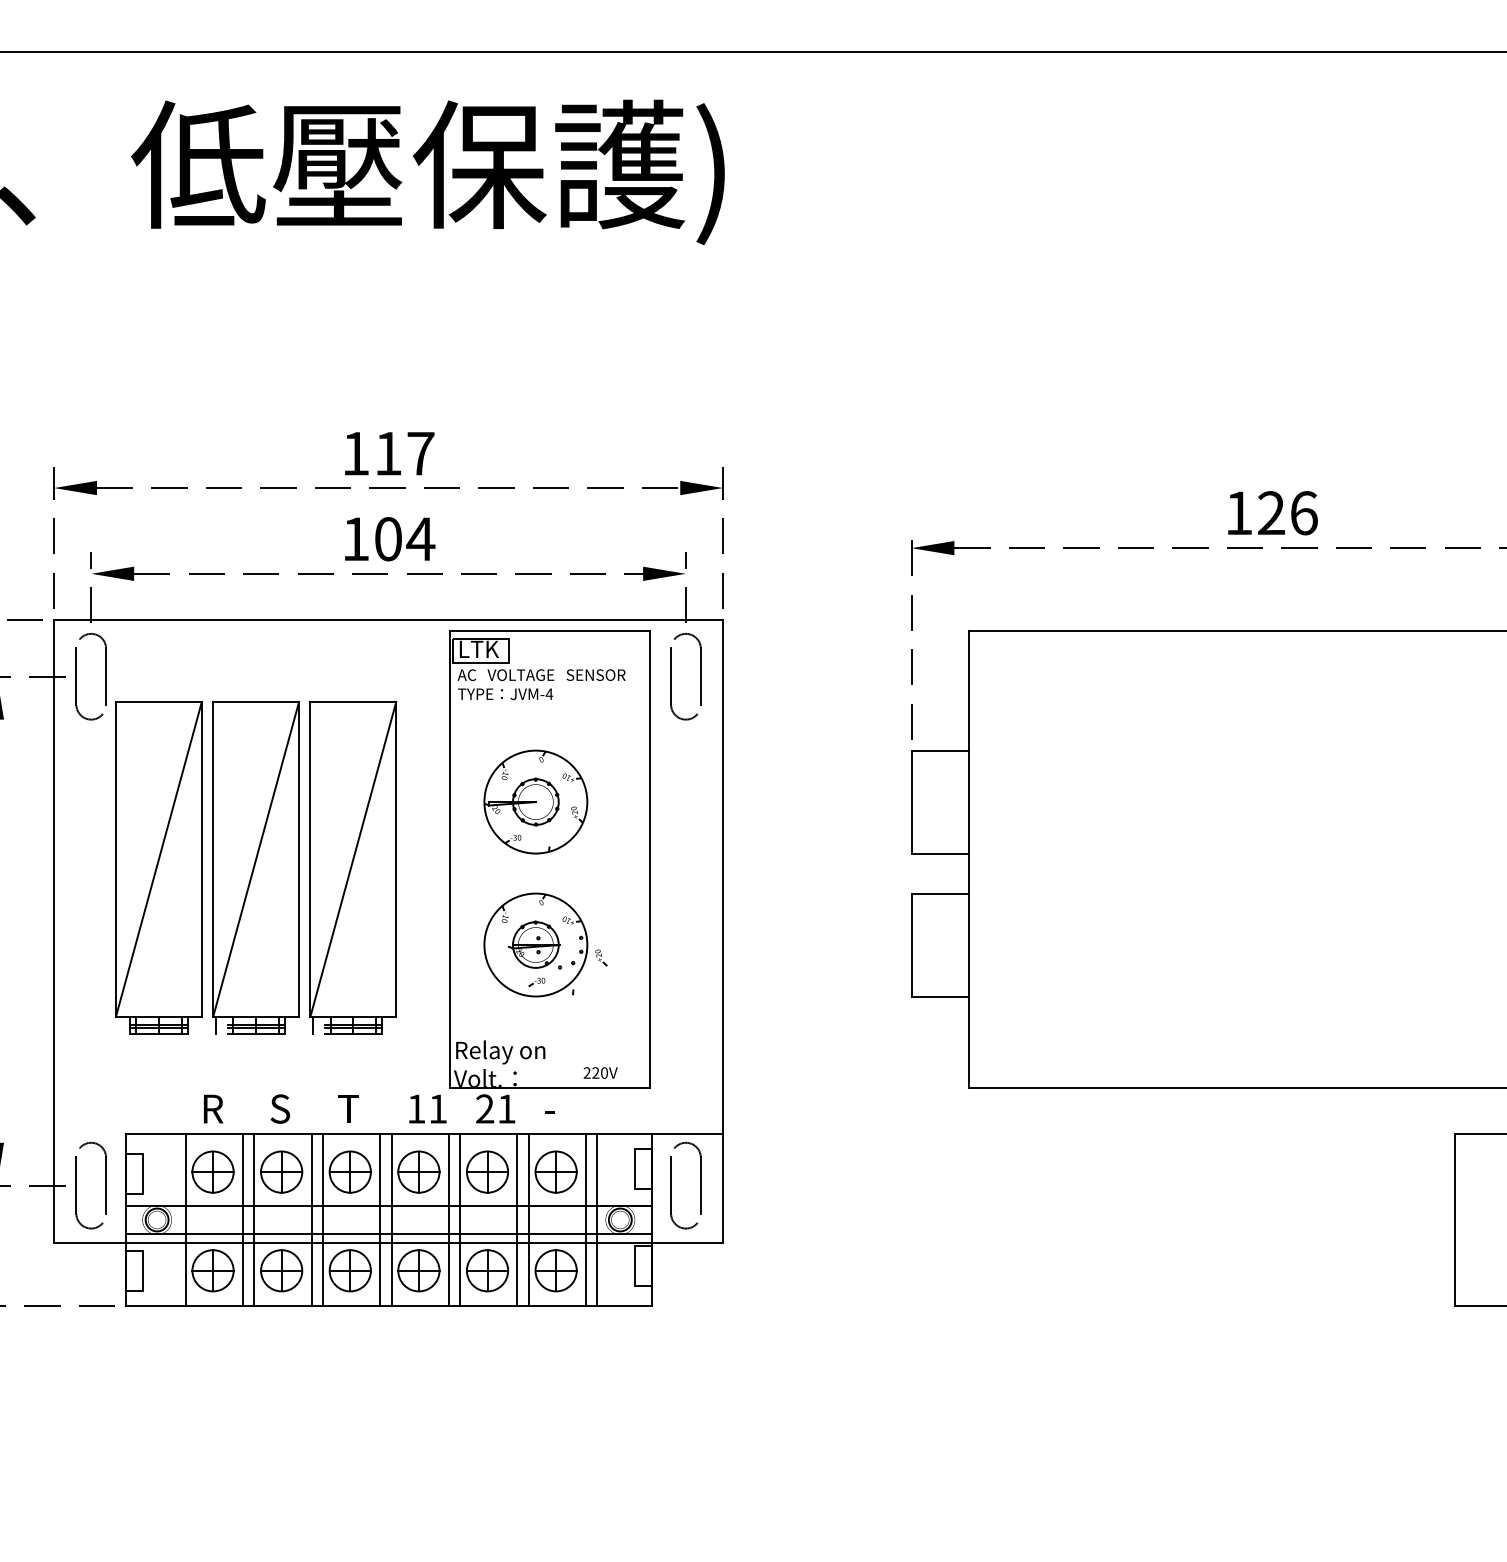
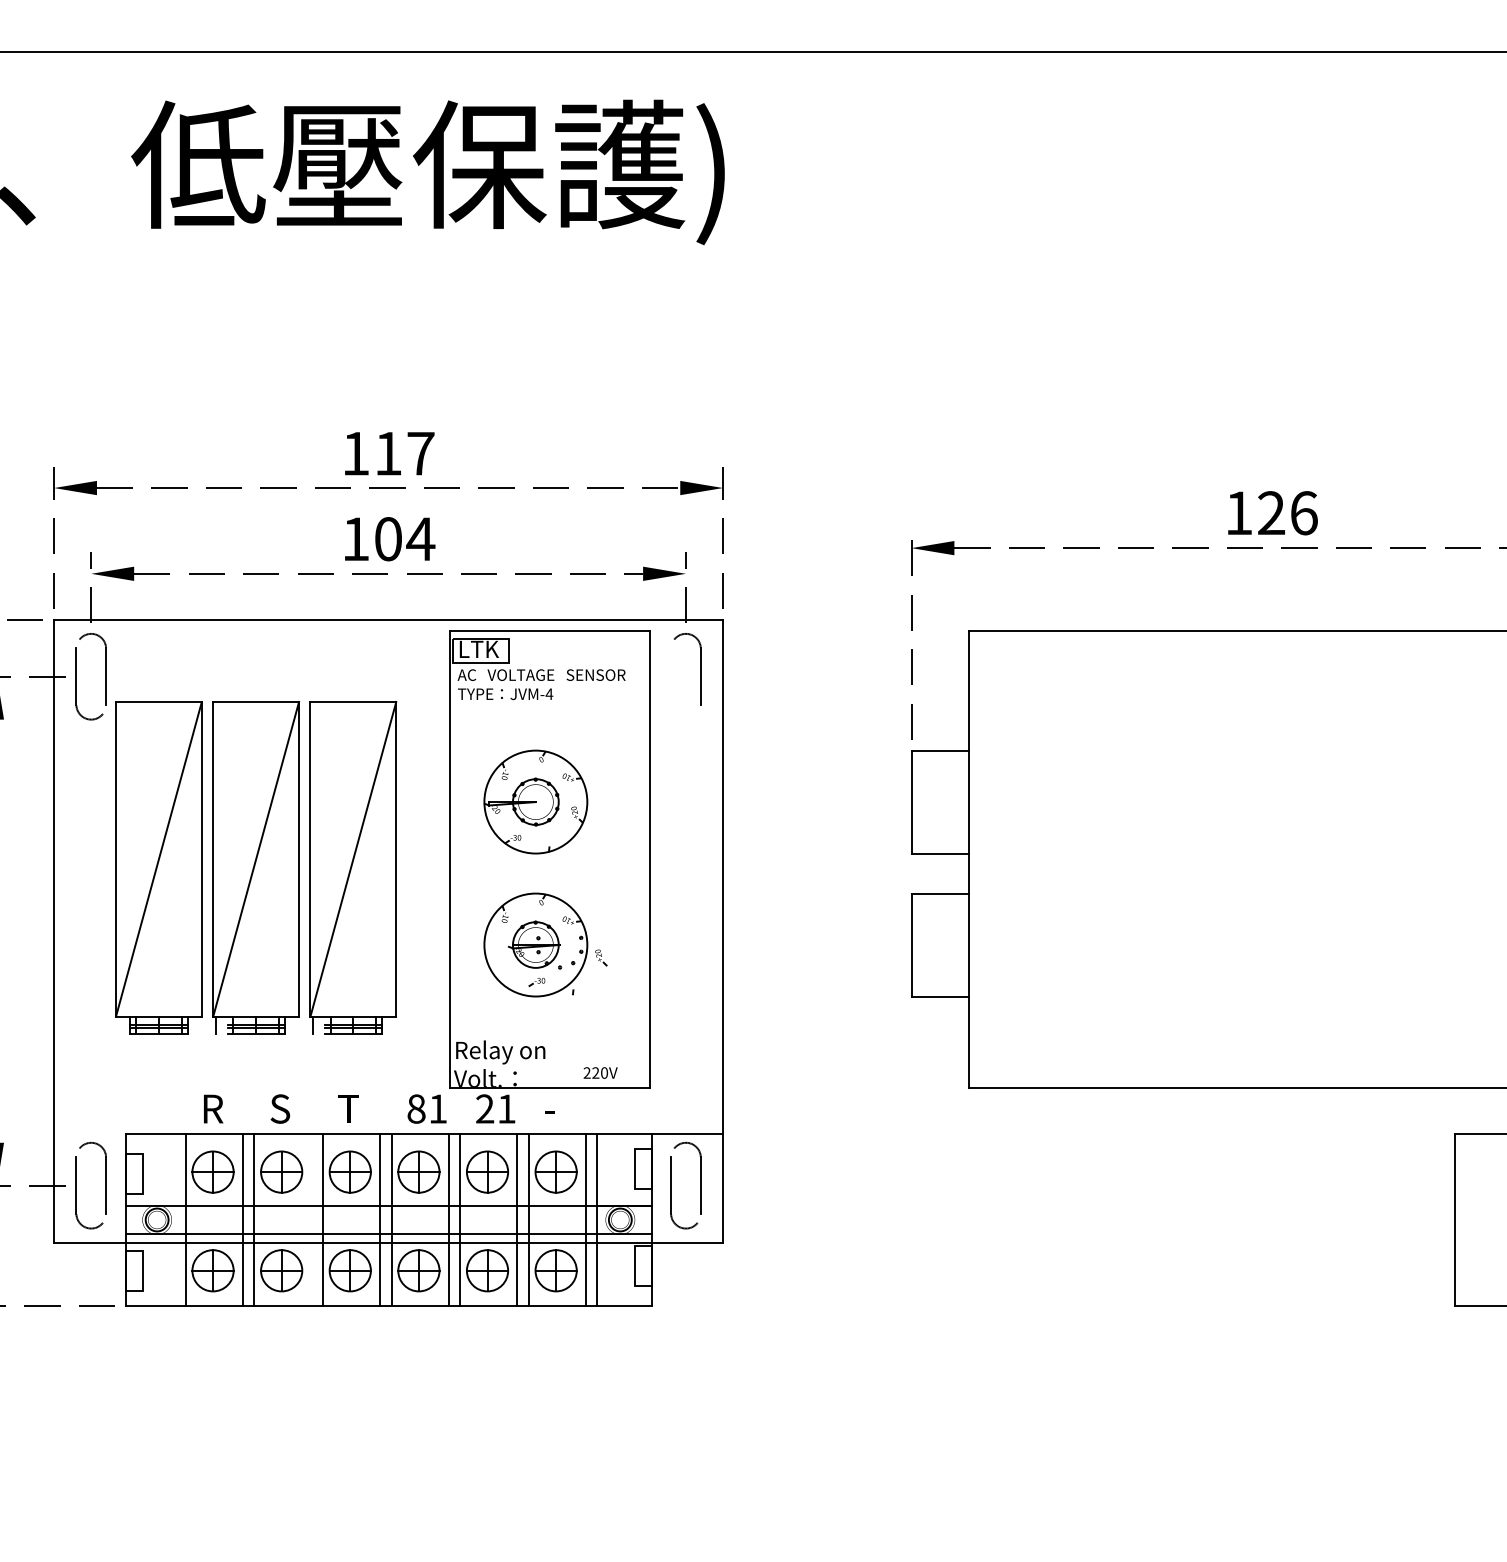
part: present -> none (671, 683)
text: 11 -> 81 (416, 1108)
line: present -> none (311, 1219)
